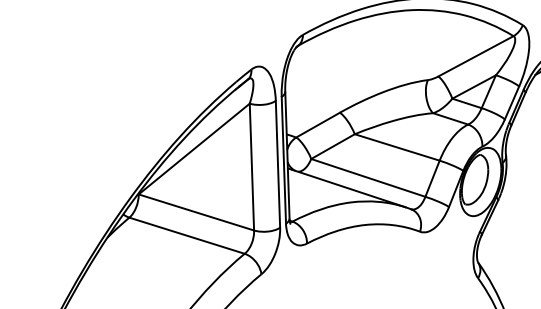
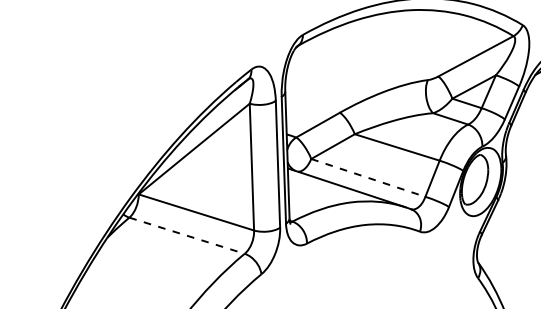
line: solid -> dashed (368, 178)
line: solid -> dashed (187, 235)
